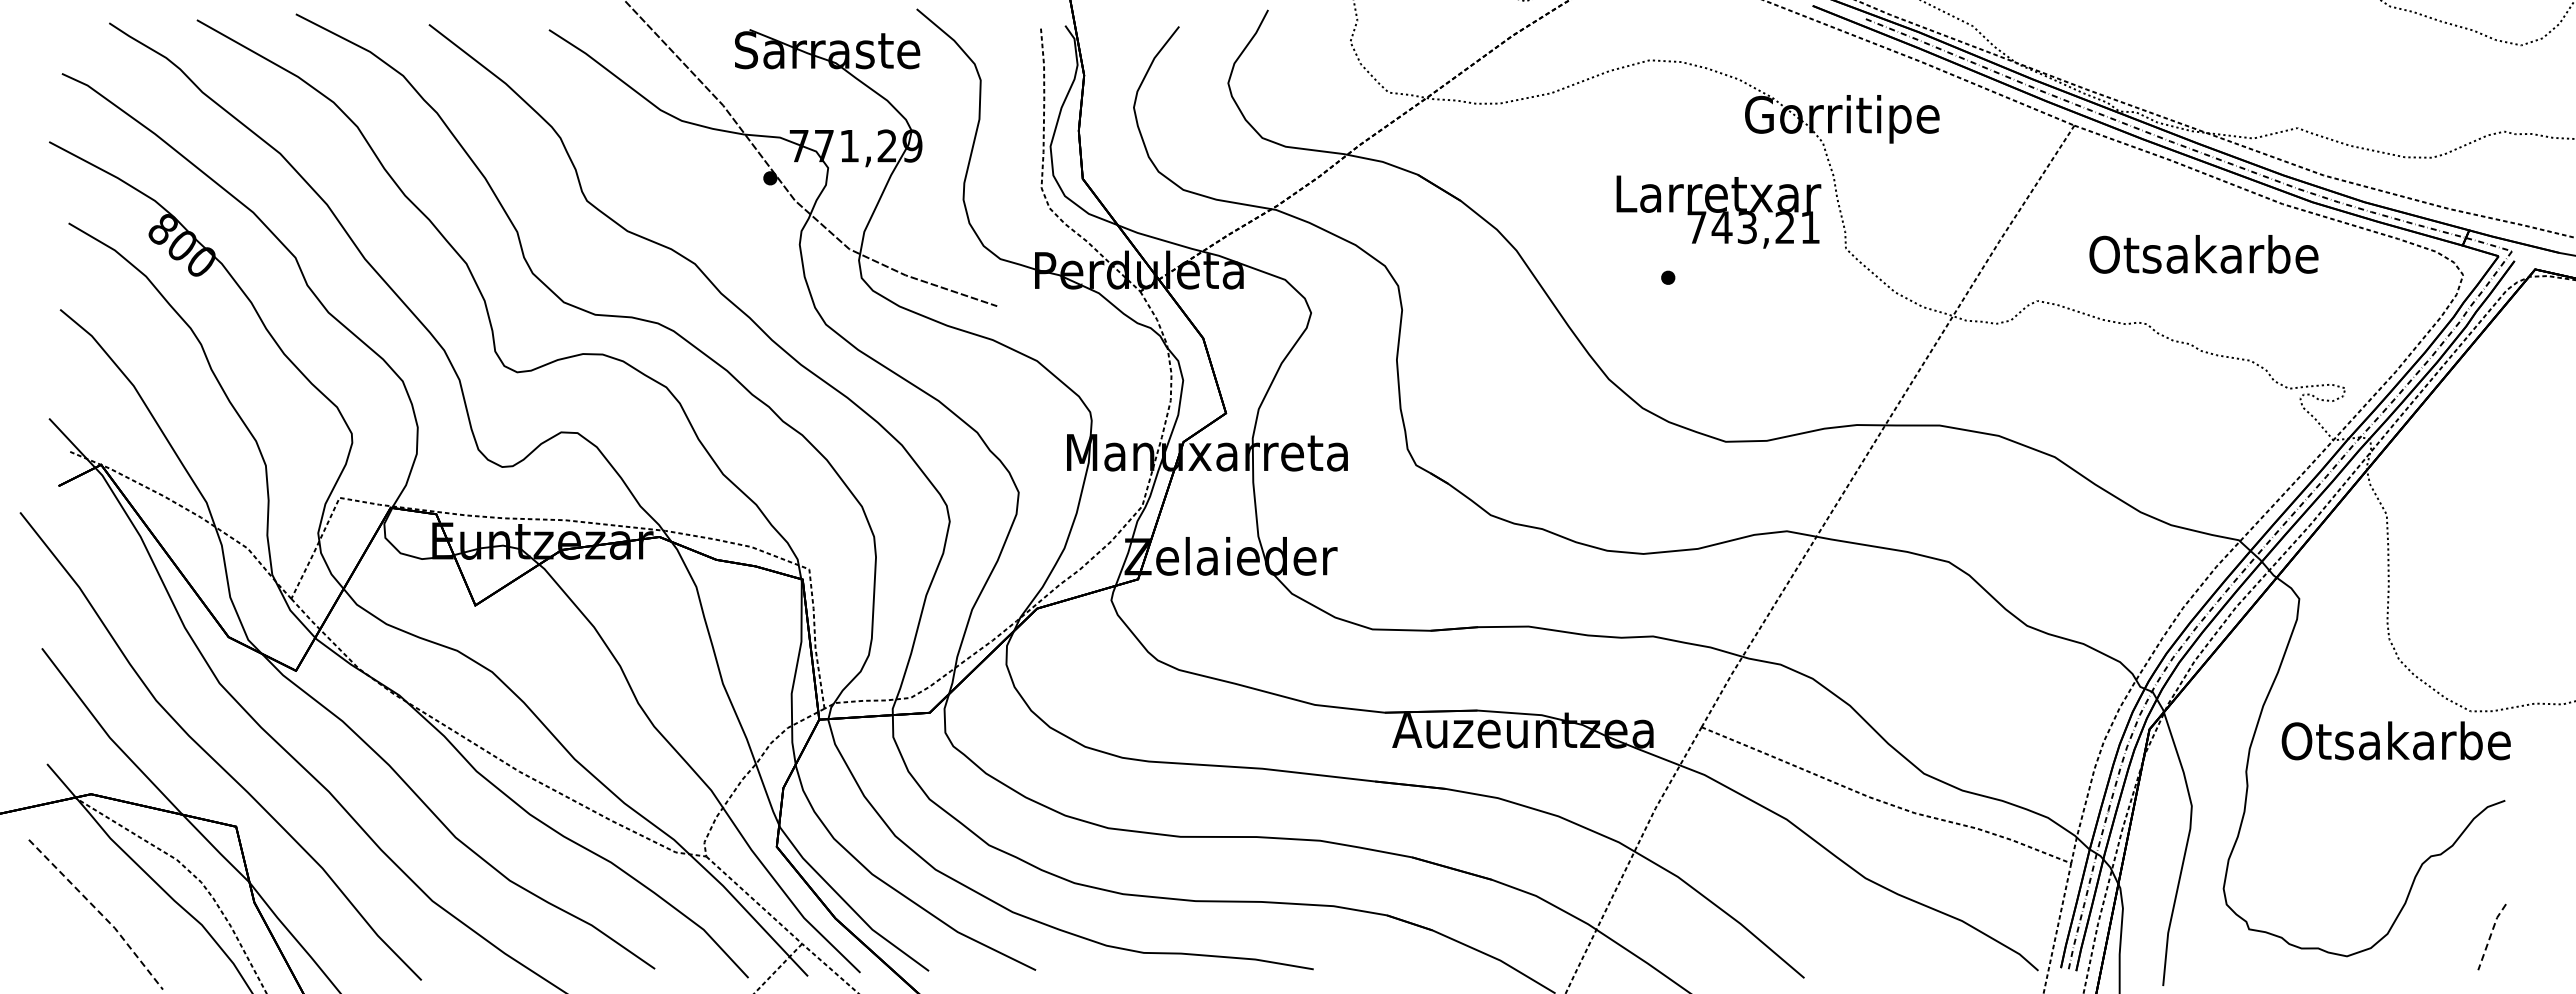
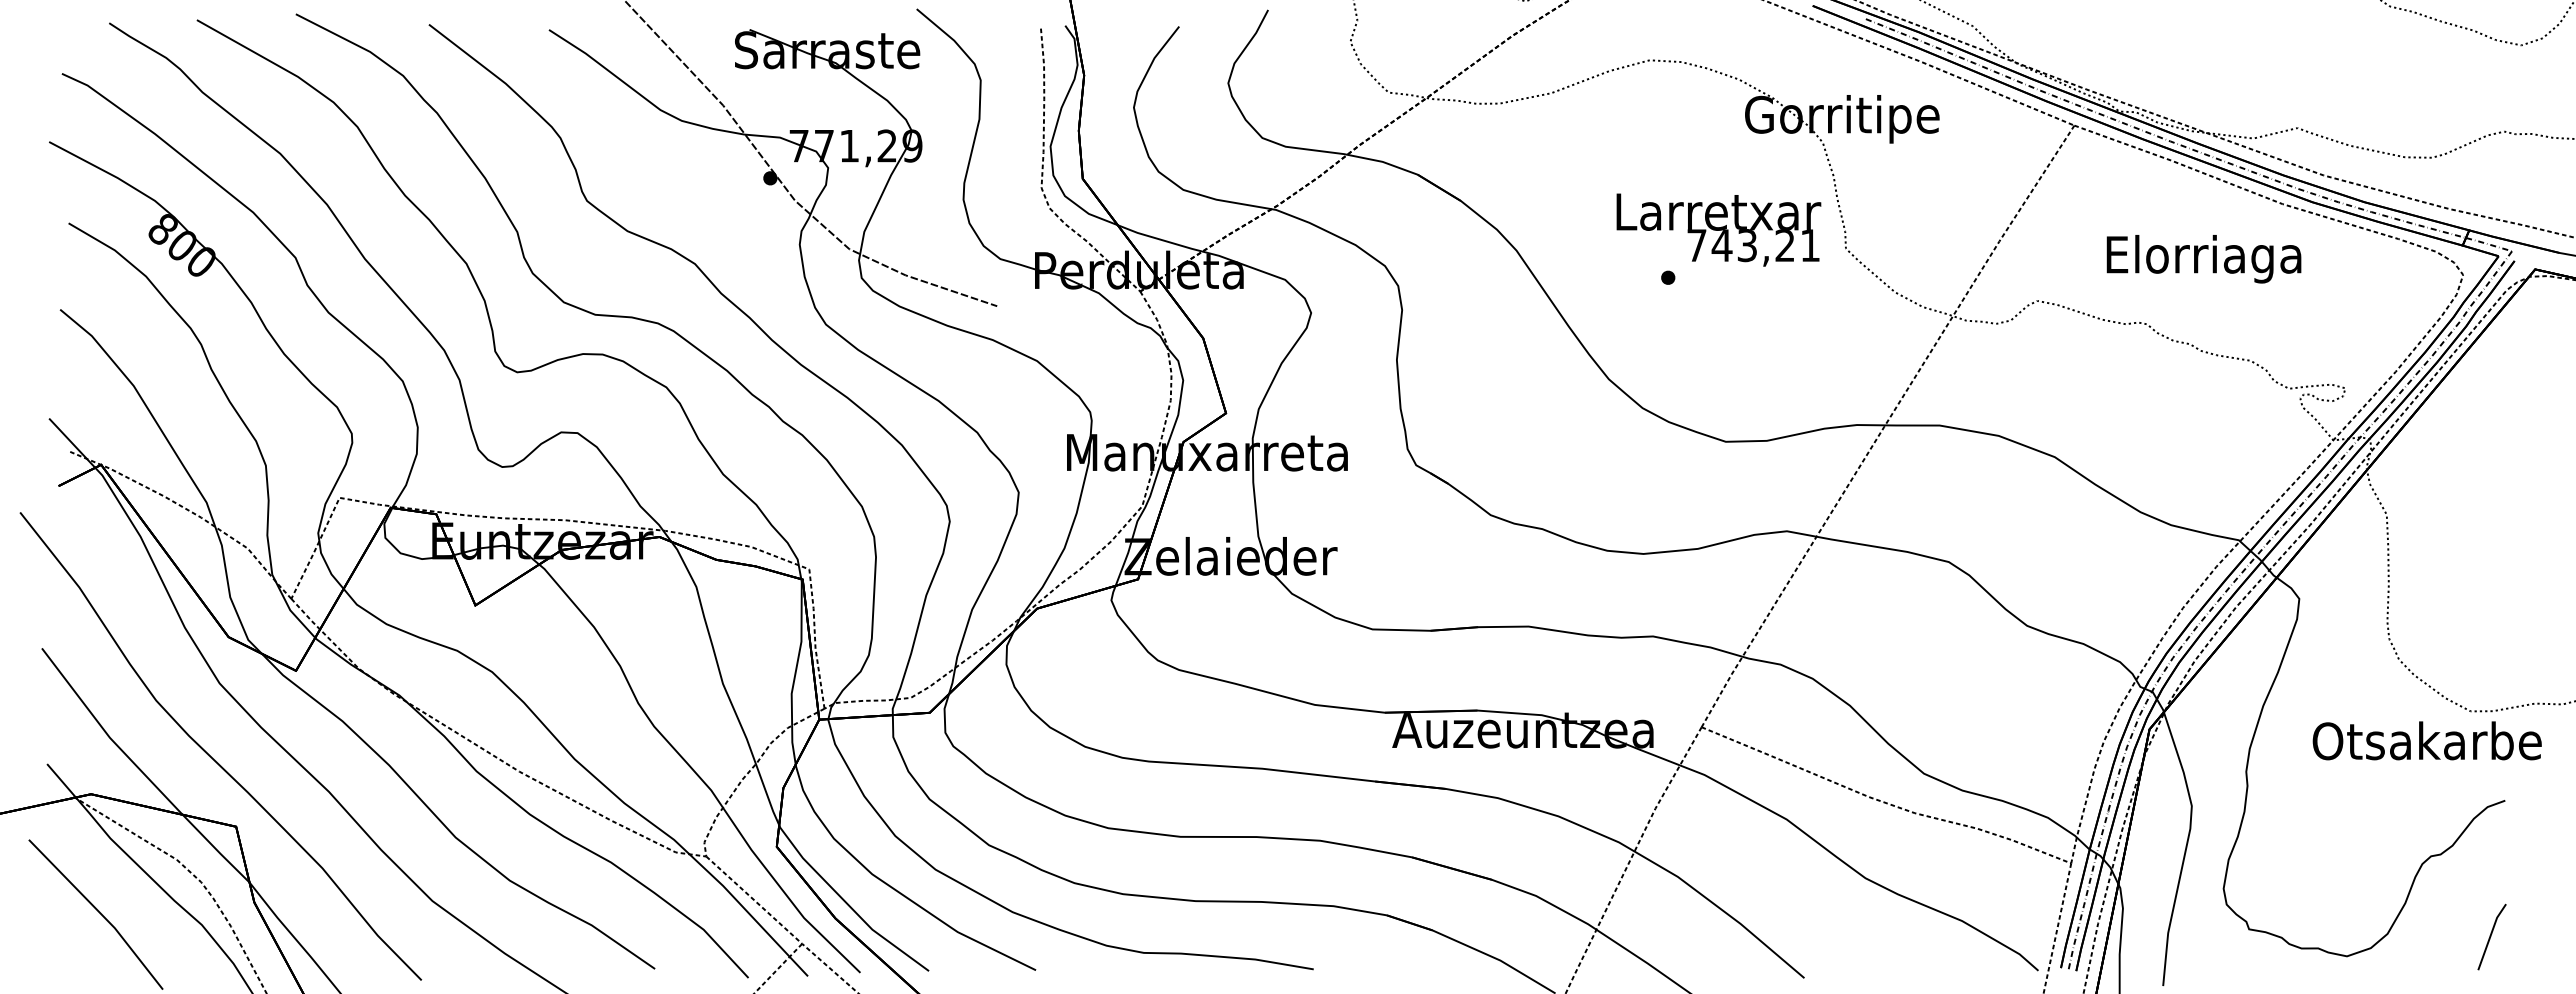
text position: (1718, 211) -> (1718, 229) (1718, 229)
text: Otsakarbe -> Elorriaga (2203, 259)
text position: (2395, 740) -> (2426, 740) (2426, 740)
line: dashed -> solid (99, 912)
line: dashed -> solid (2490, 935)
